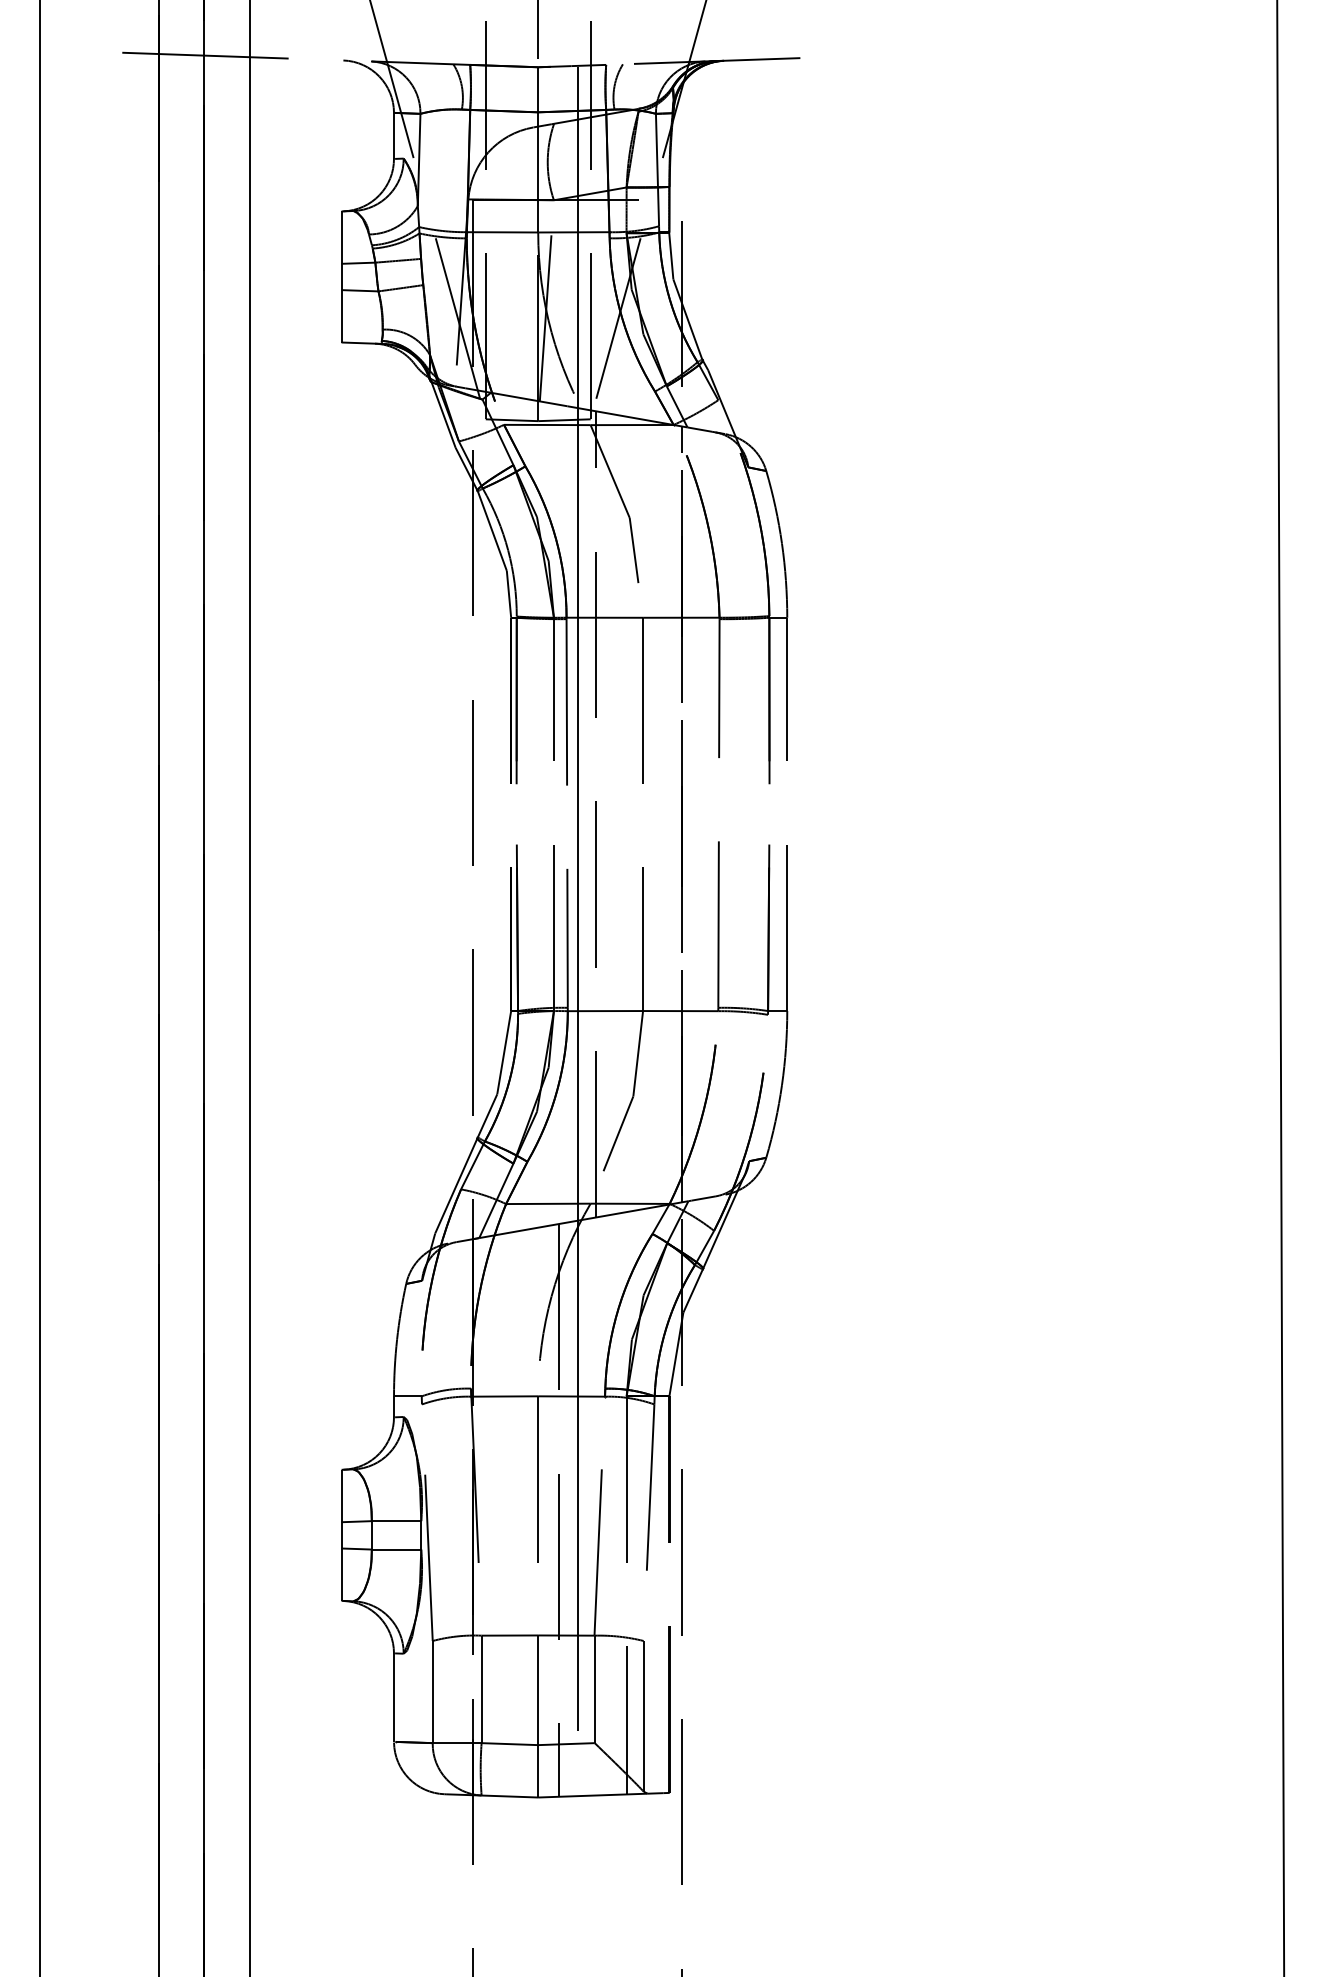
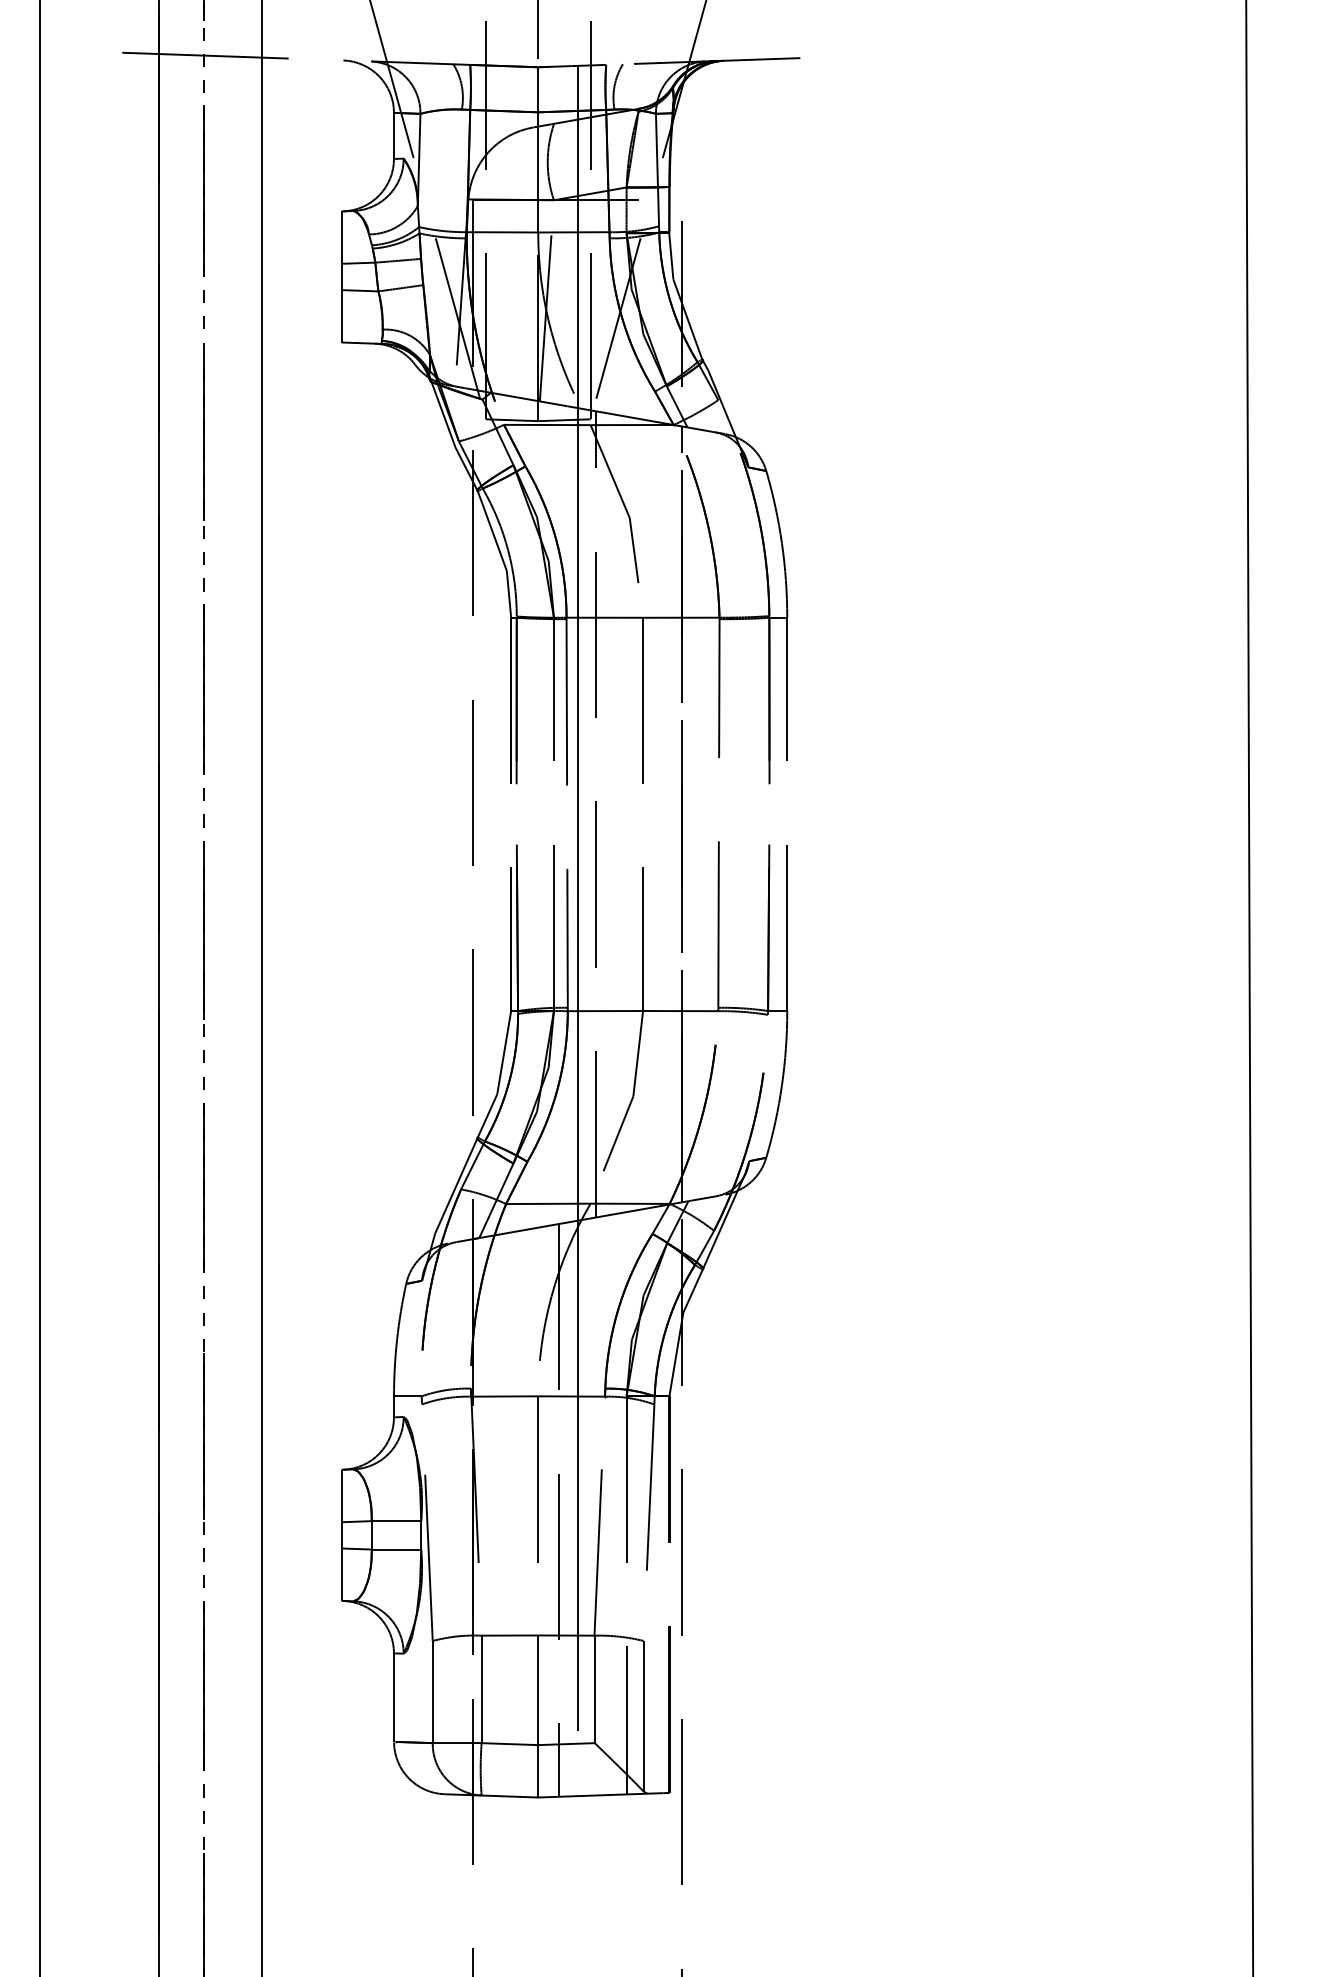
line position: (249, 987) -> (261, 987) (261, 987)
line position: (1280, 987) -> (1249, 987) (1249, 987)
line: solid -> dashed (204, 988)
